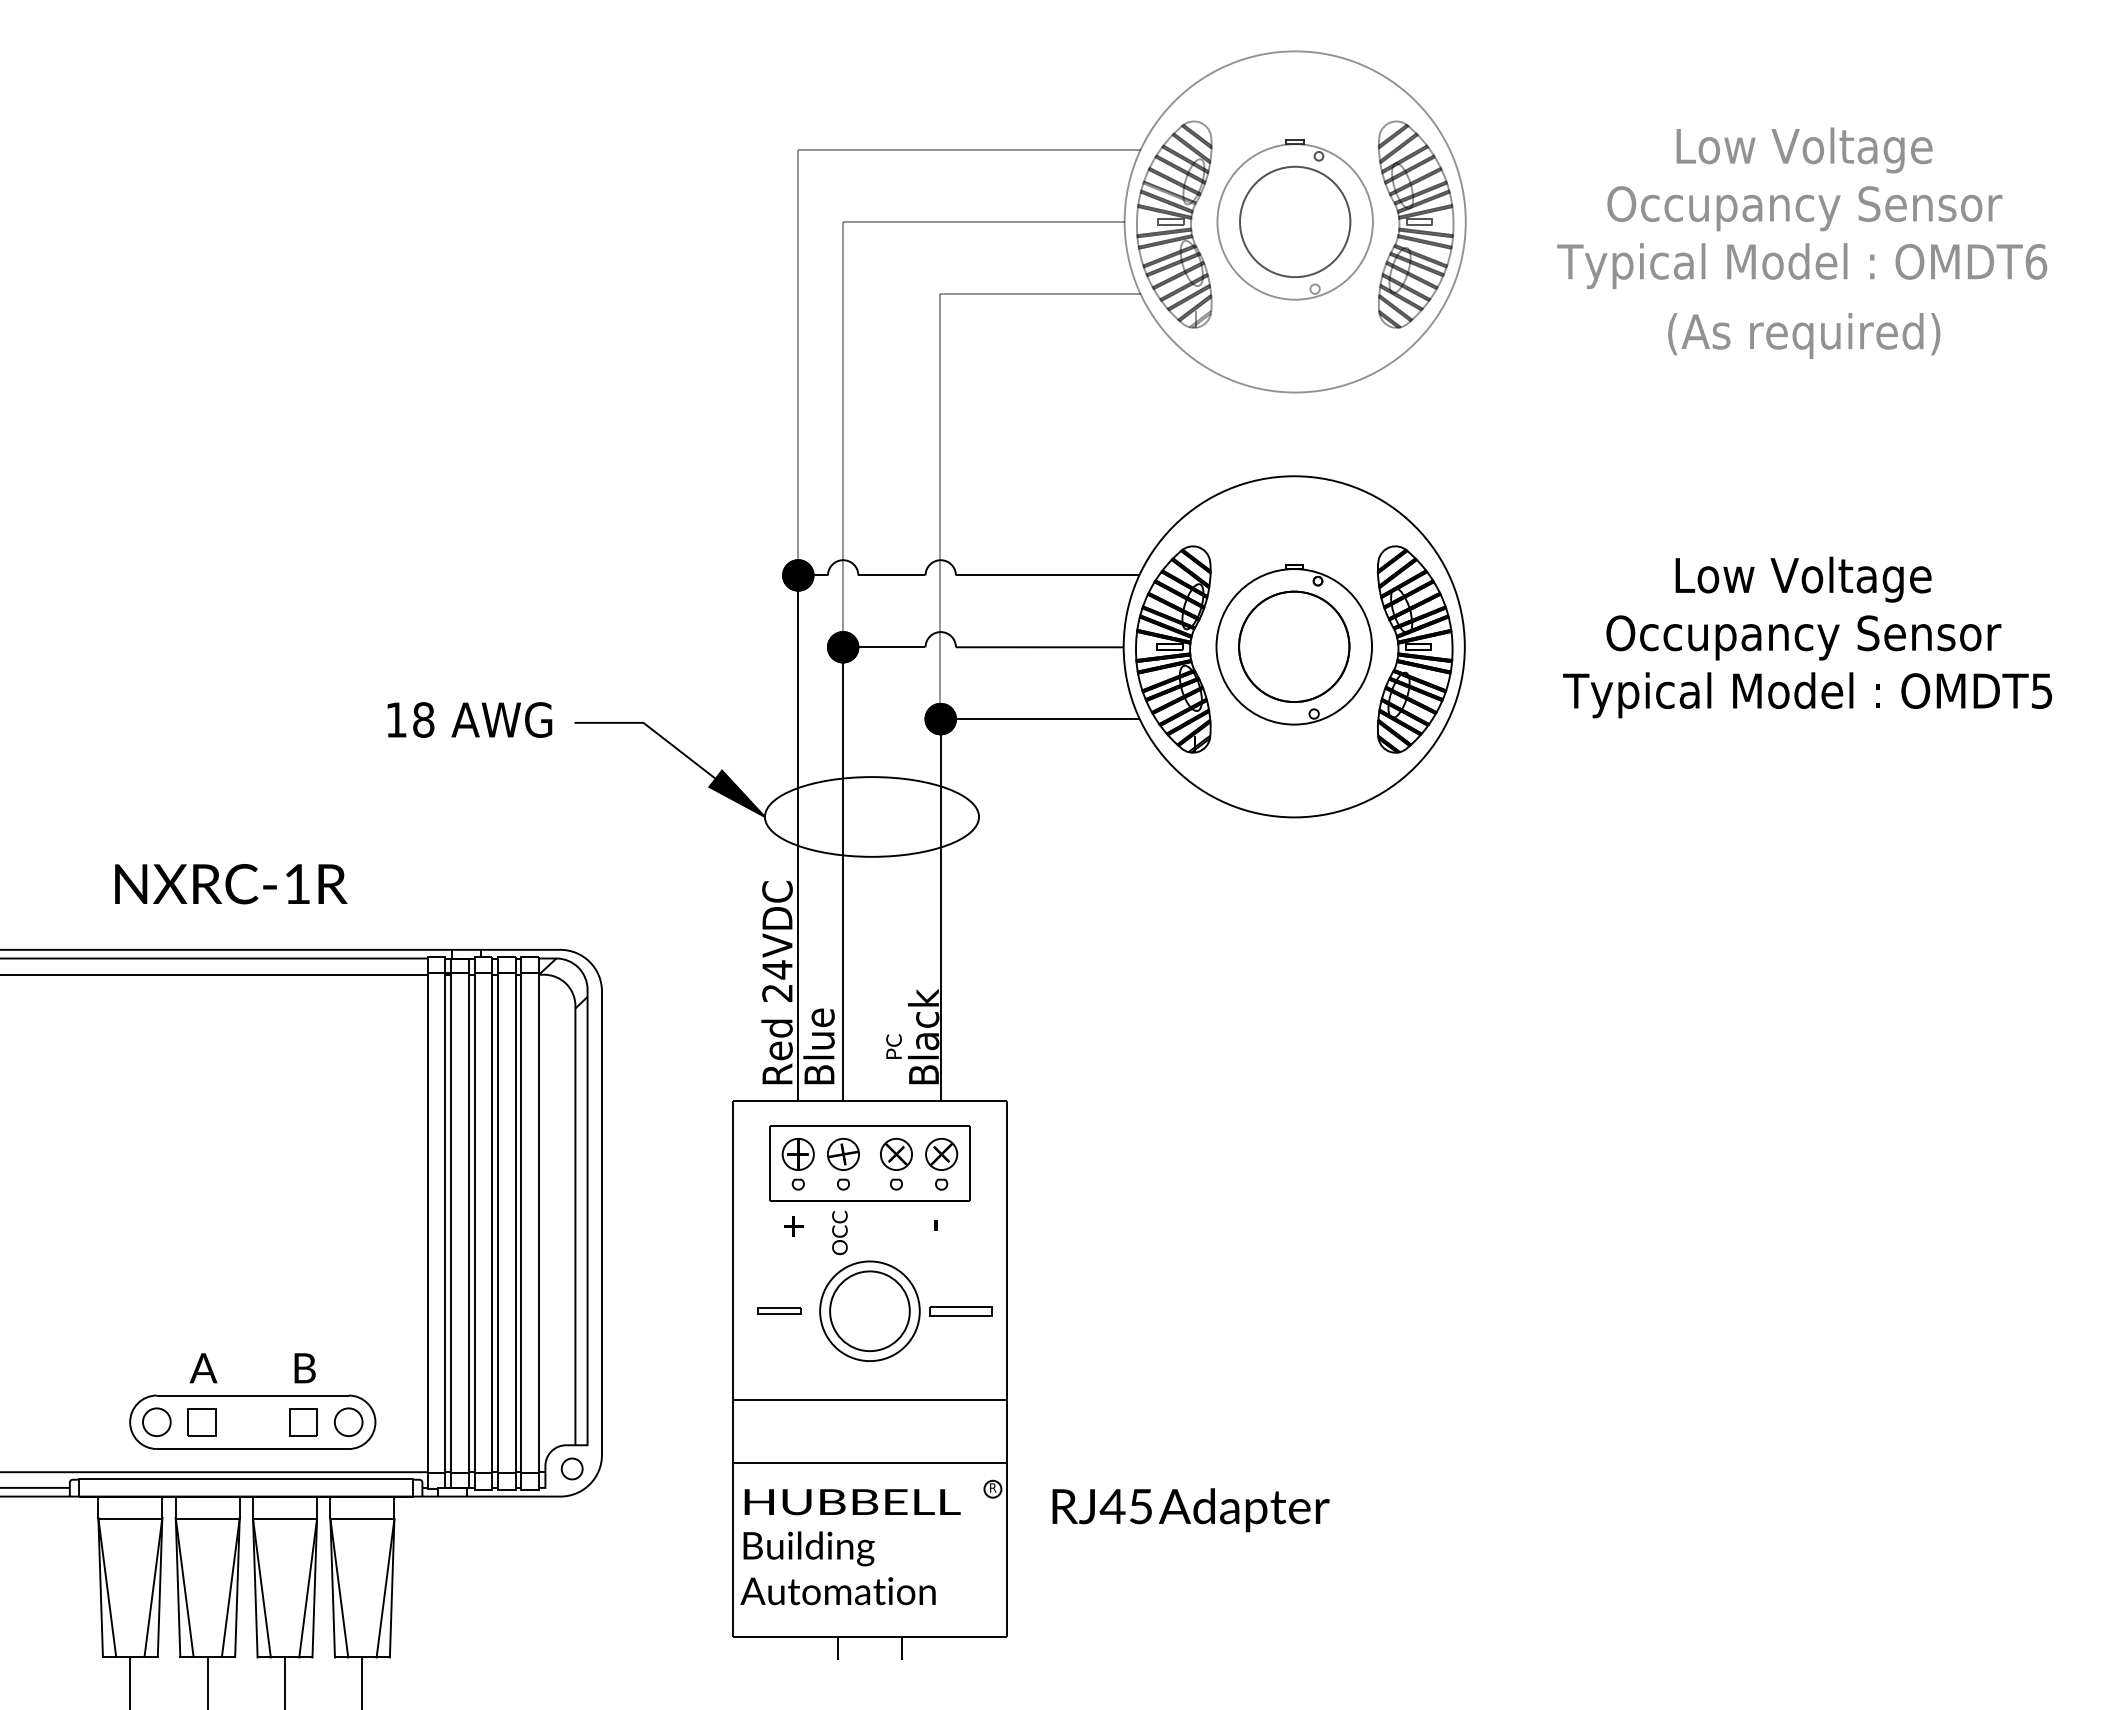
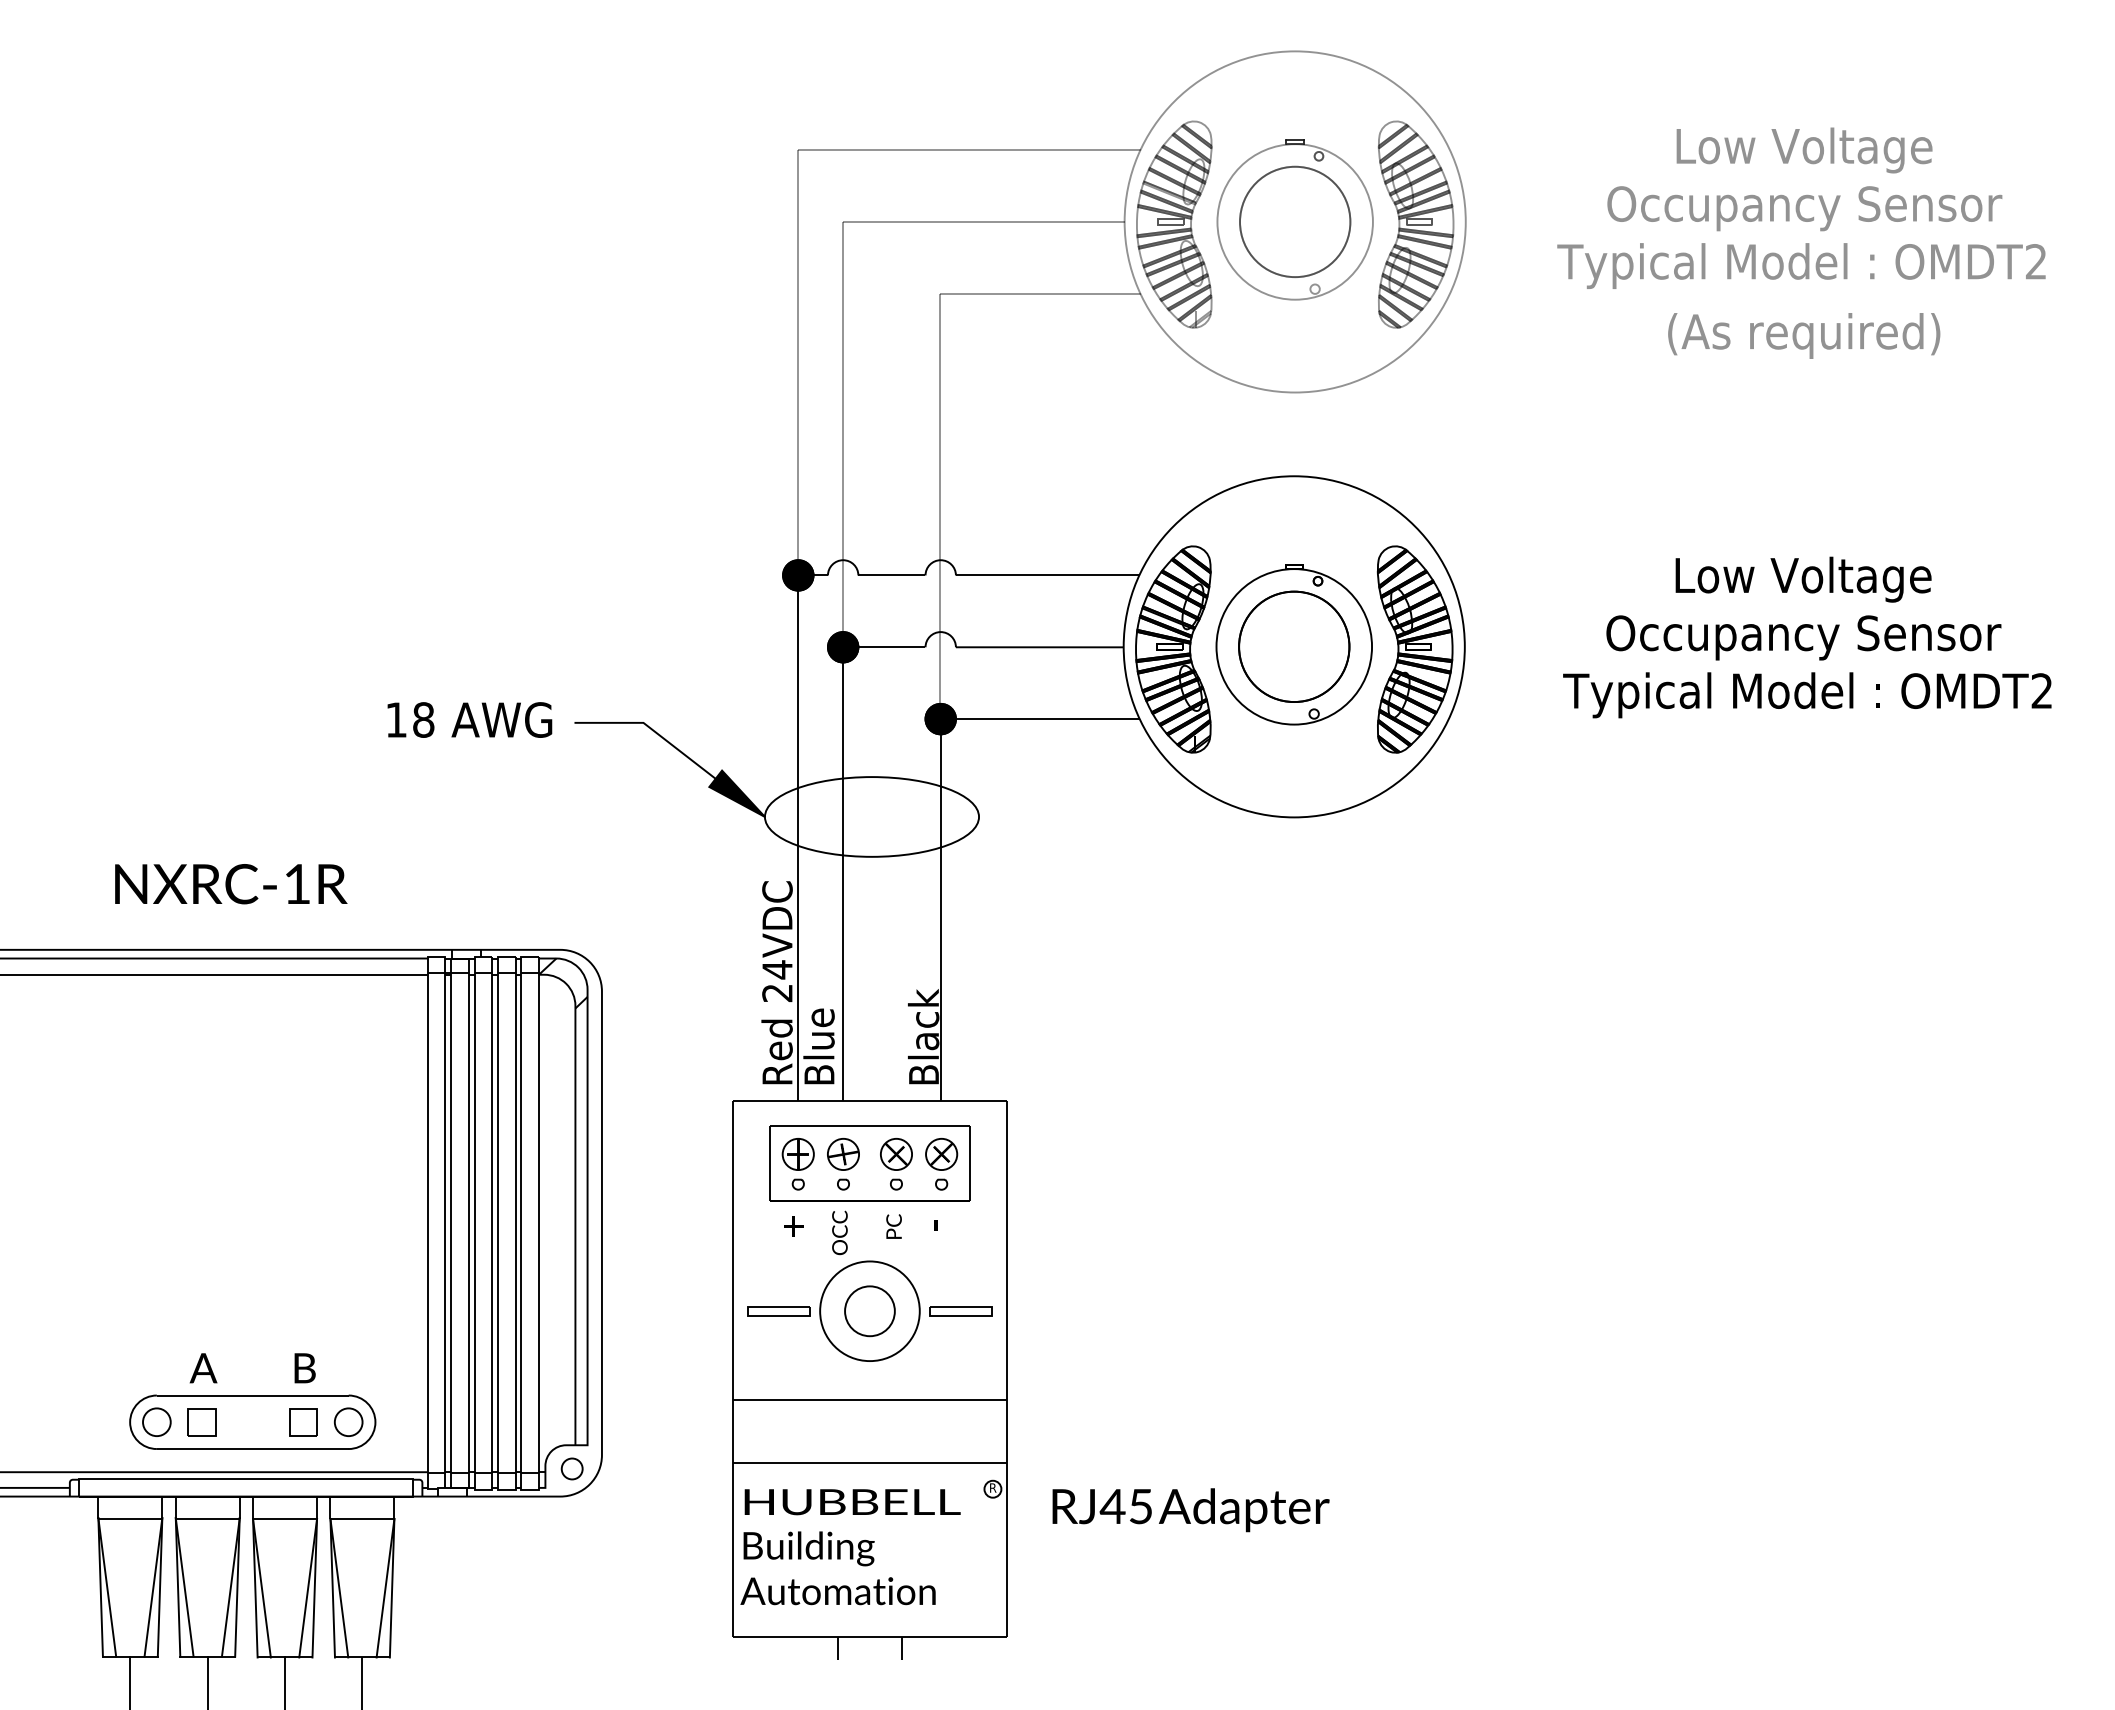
text: OMDT6 -> OMDT2 (2036, 261)
text: OMDT5 -> OMDT2 (2041, 690)
text position: (893, 1046) -> (893, 1226) (893, 1226)
part size: 45x8 px -> 64x11 px (778, 1311)
circle diameter: 80 px -> 50 px (869, 1311)
